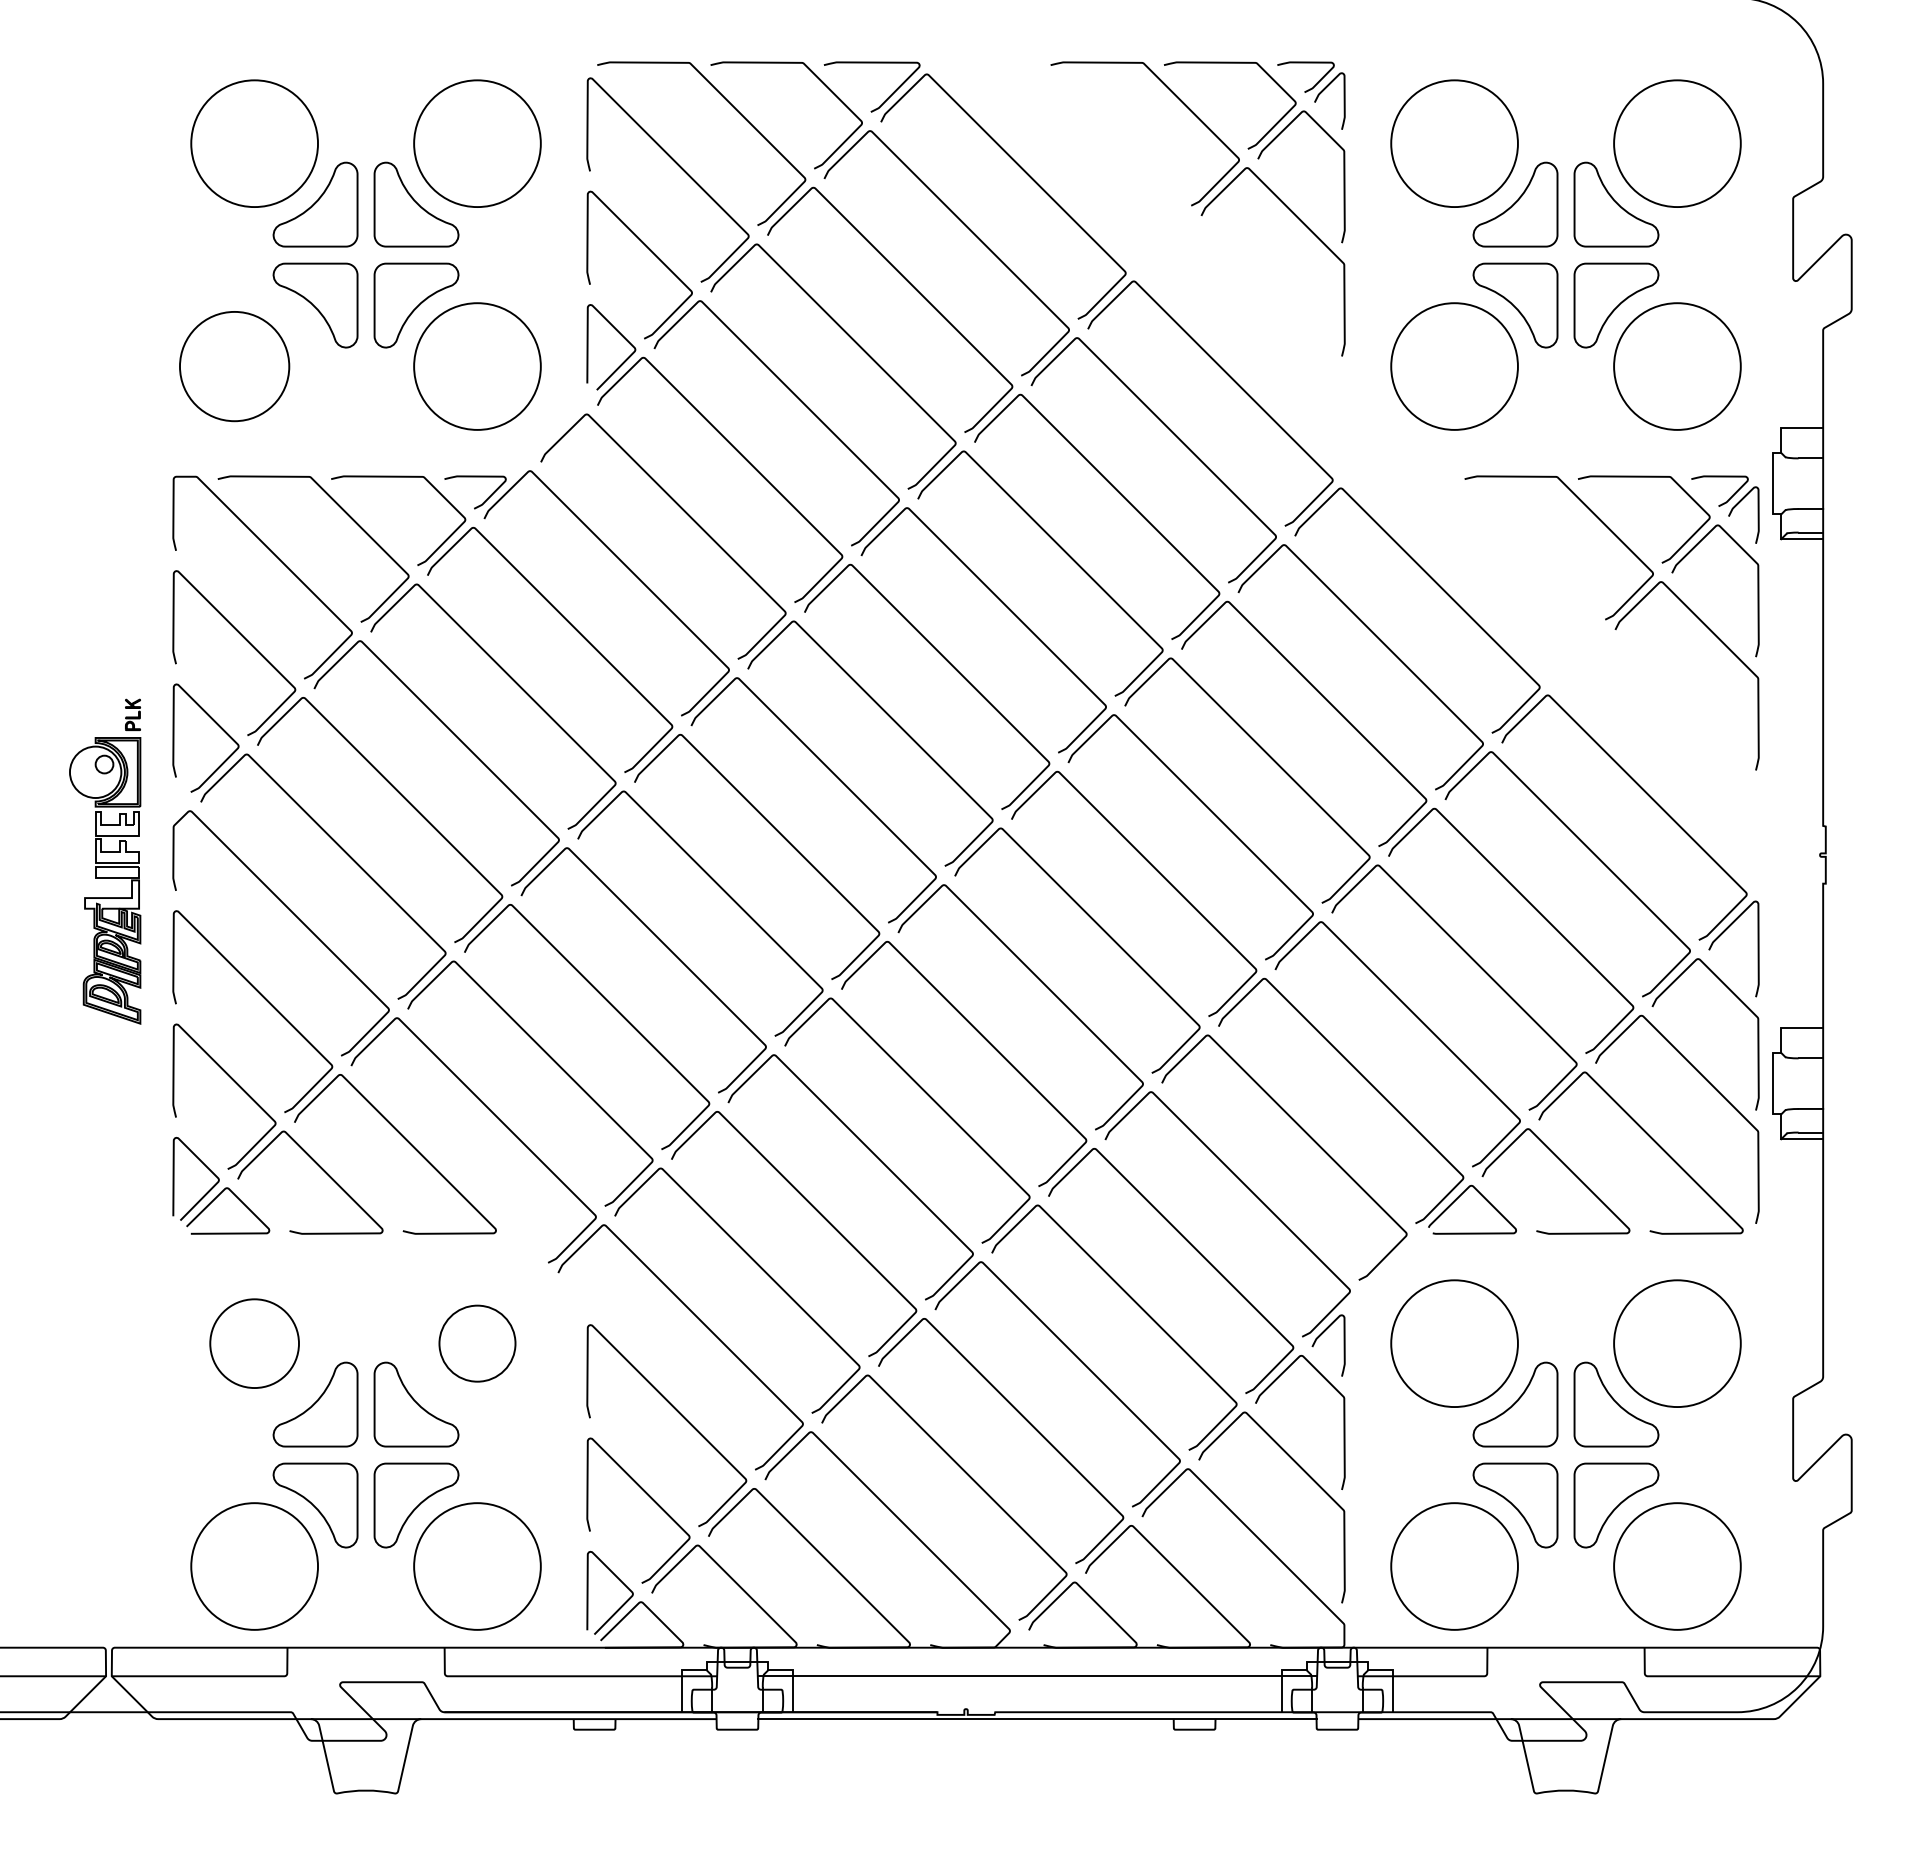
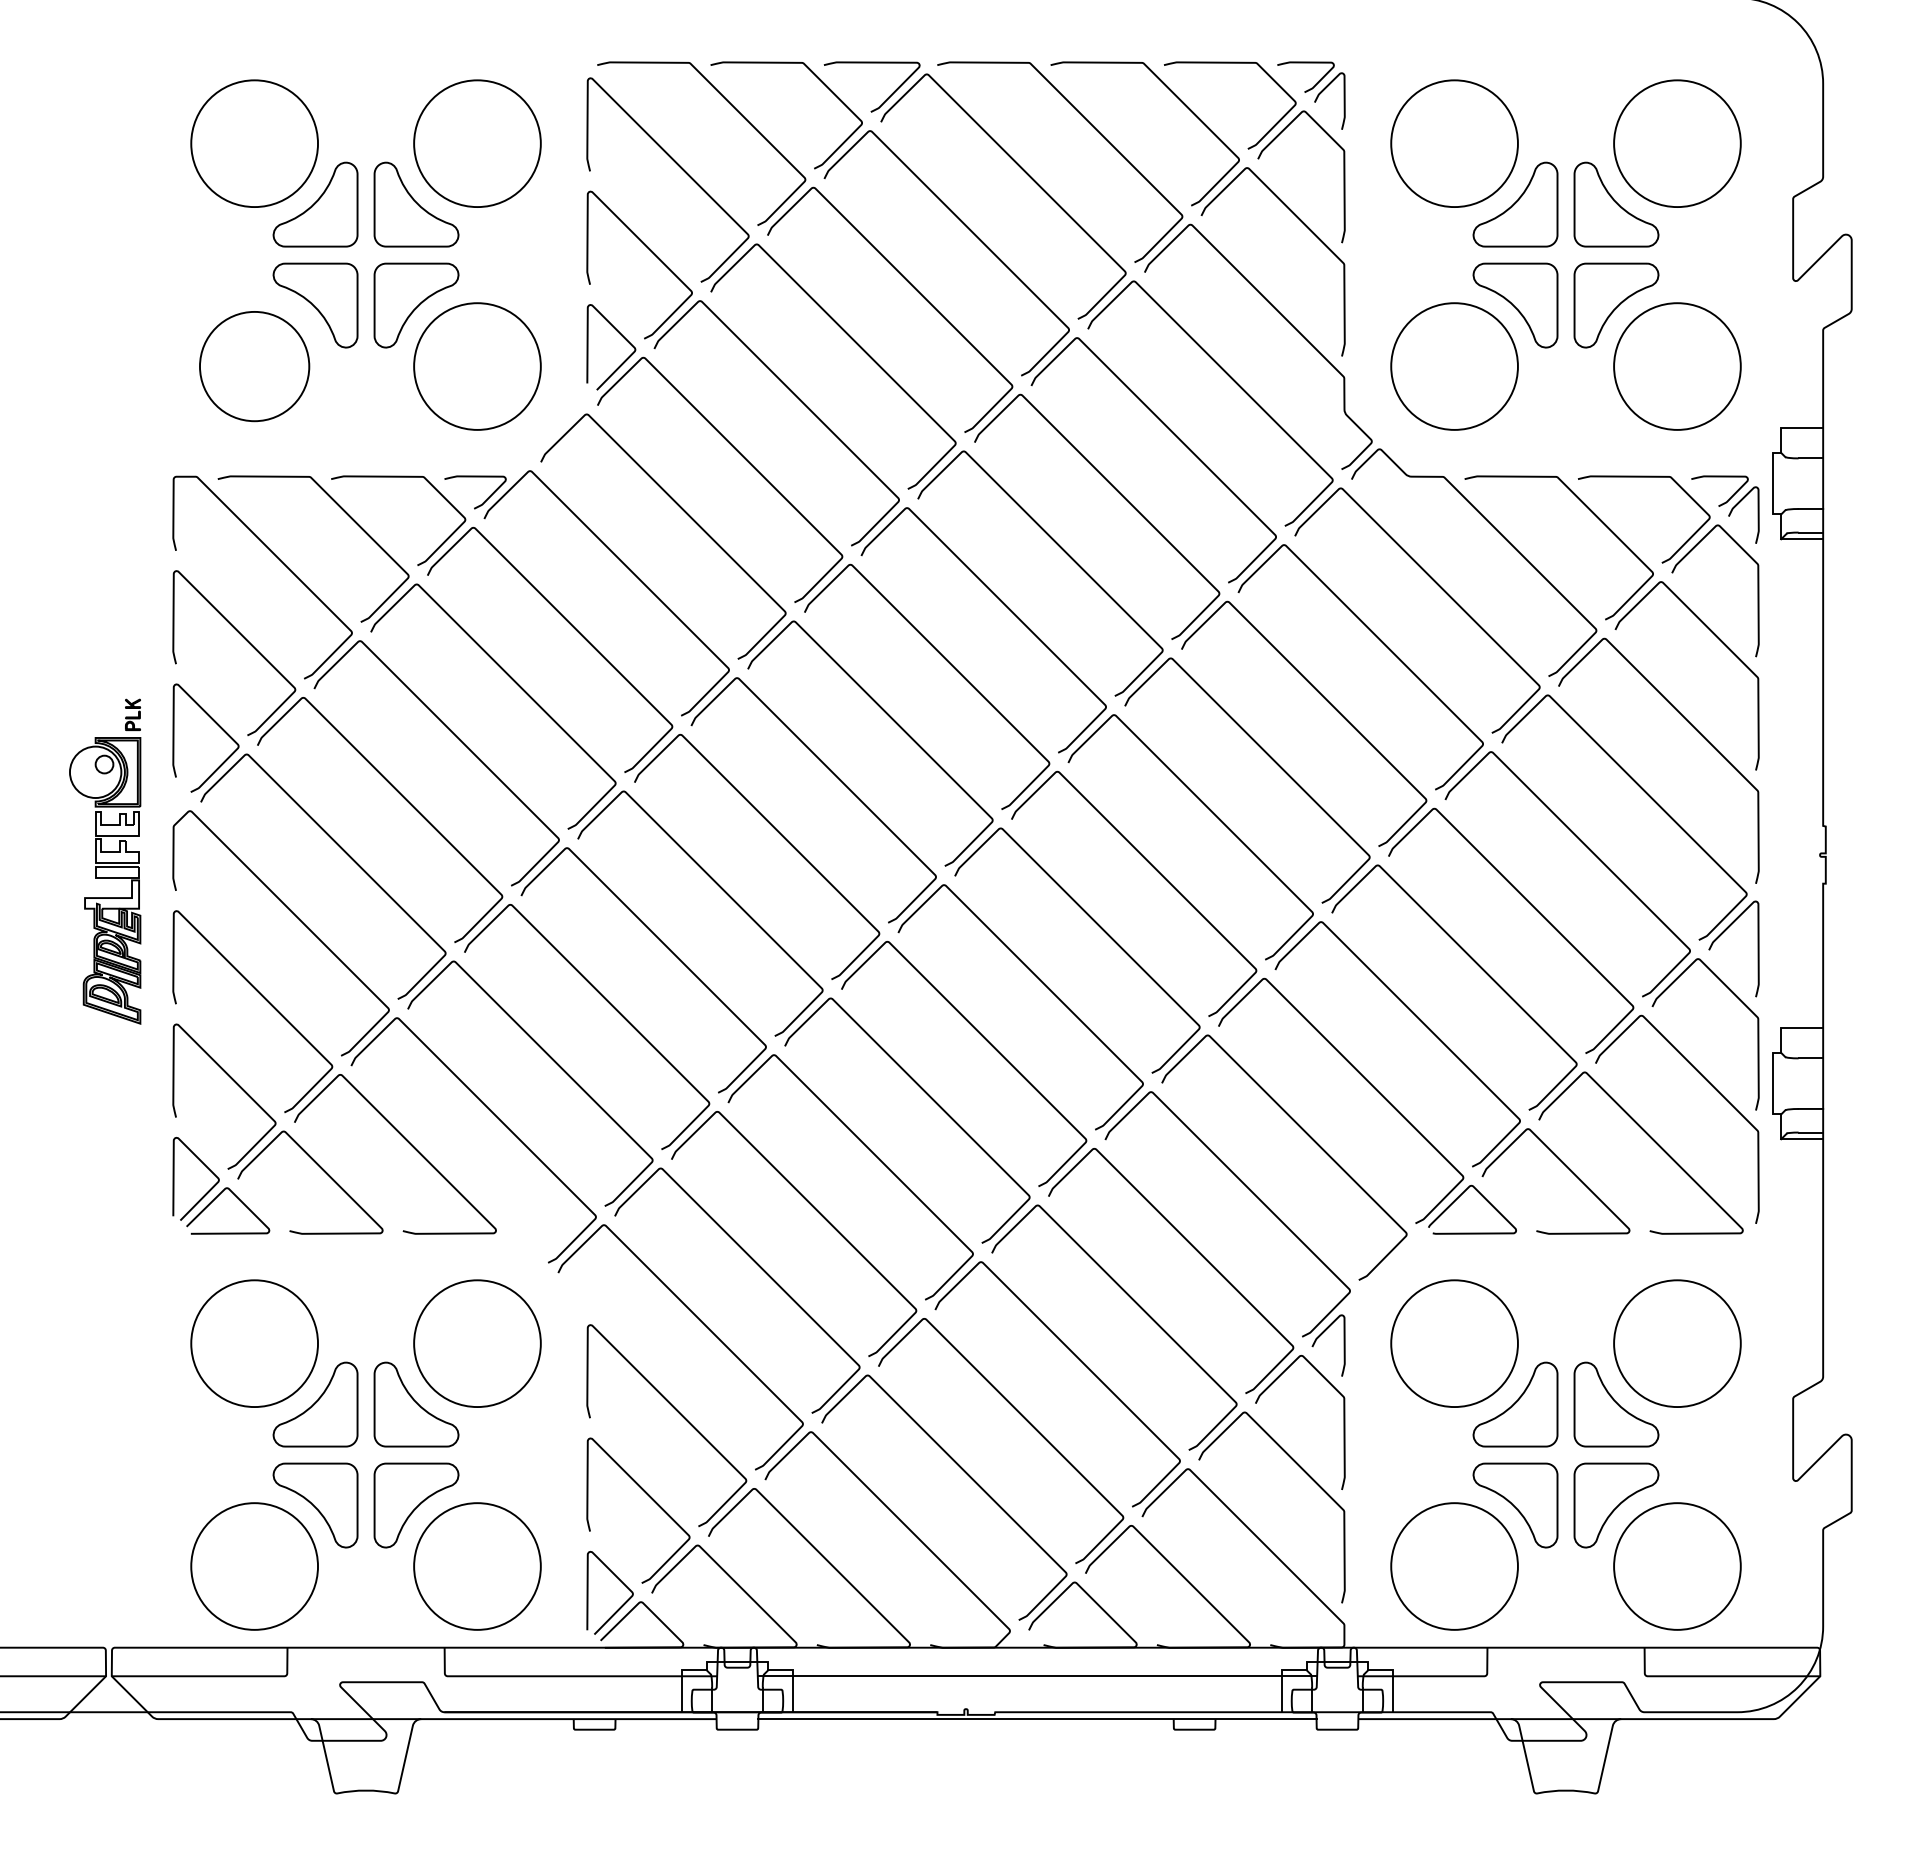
circle position: (234, 366) -> (254, 366) (254, 366)
part: none -> present (1348, 472)
circle diameter: 89 px -> 127 px (254, 1343)
circle diameter: 76 px -> 127 px (477, 1343)
